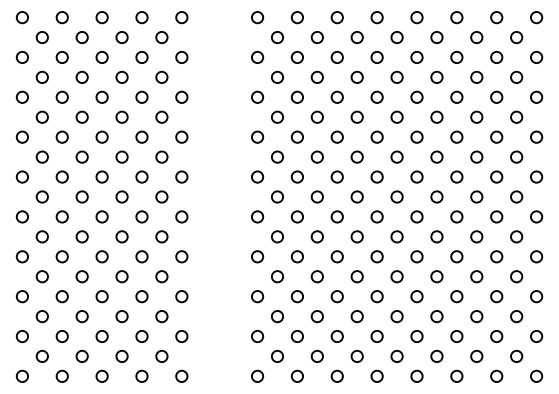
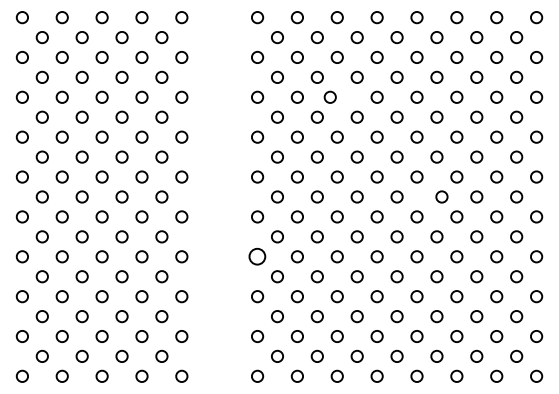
circle position: (336, 96) -> (329, 96) (329, 96)
circle position: (436, 196) -> (441, 196) (441, 196)
circle size: 14x14 px -> 19x19 px (257, 256)
